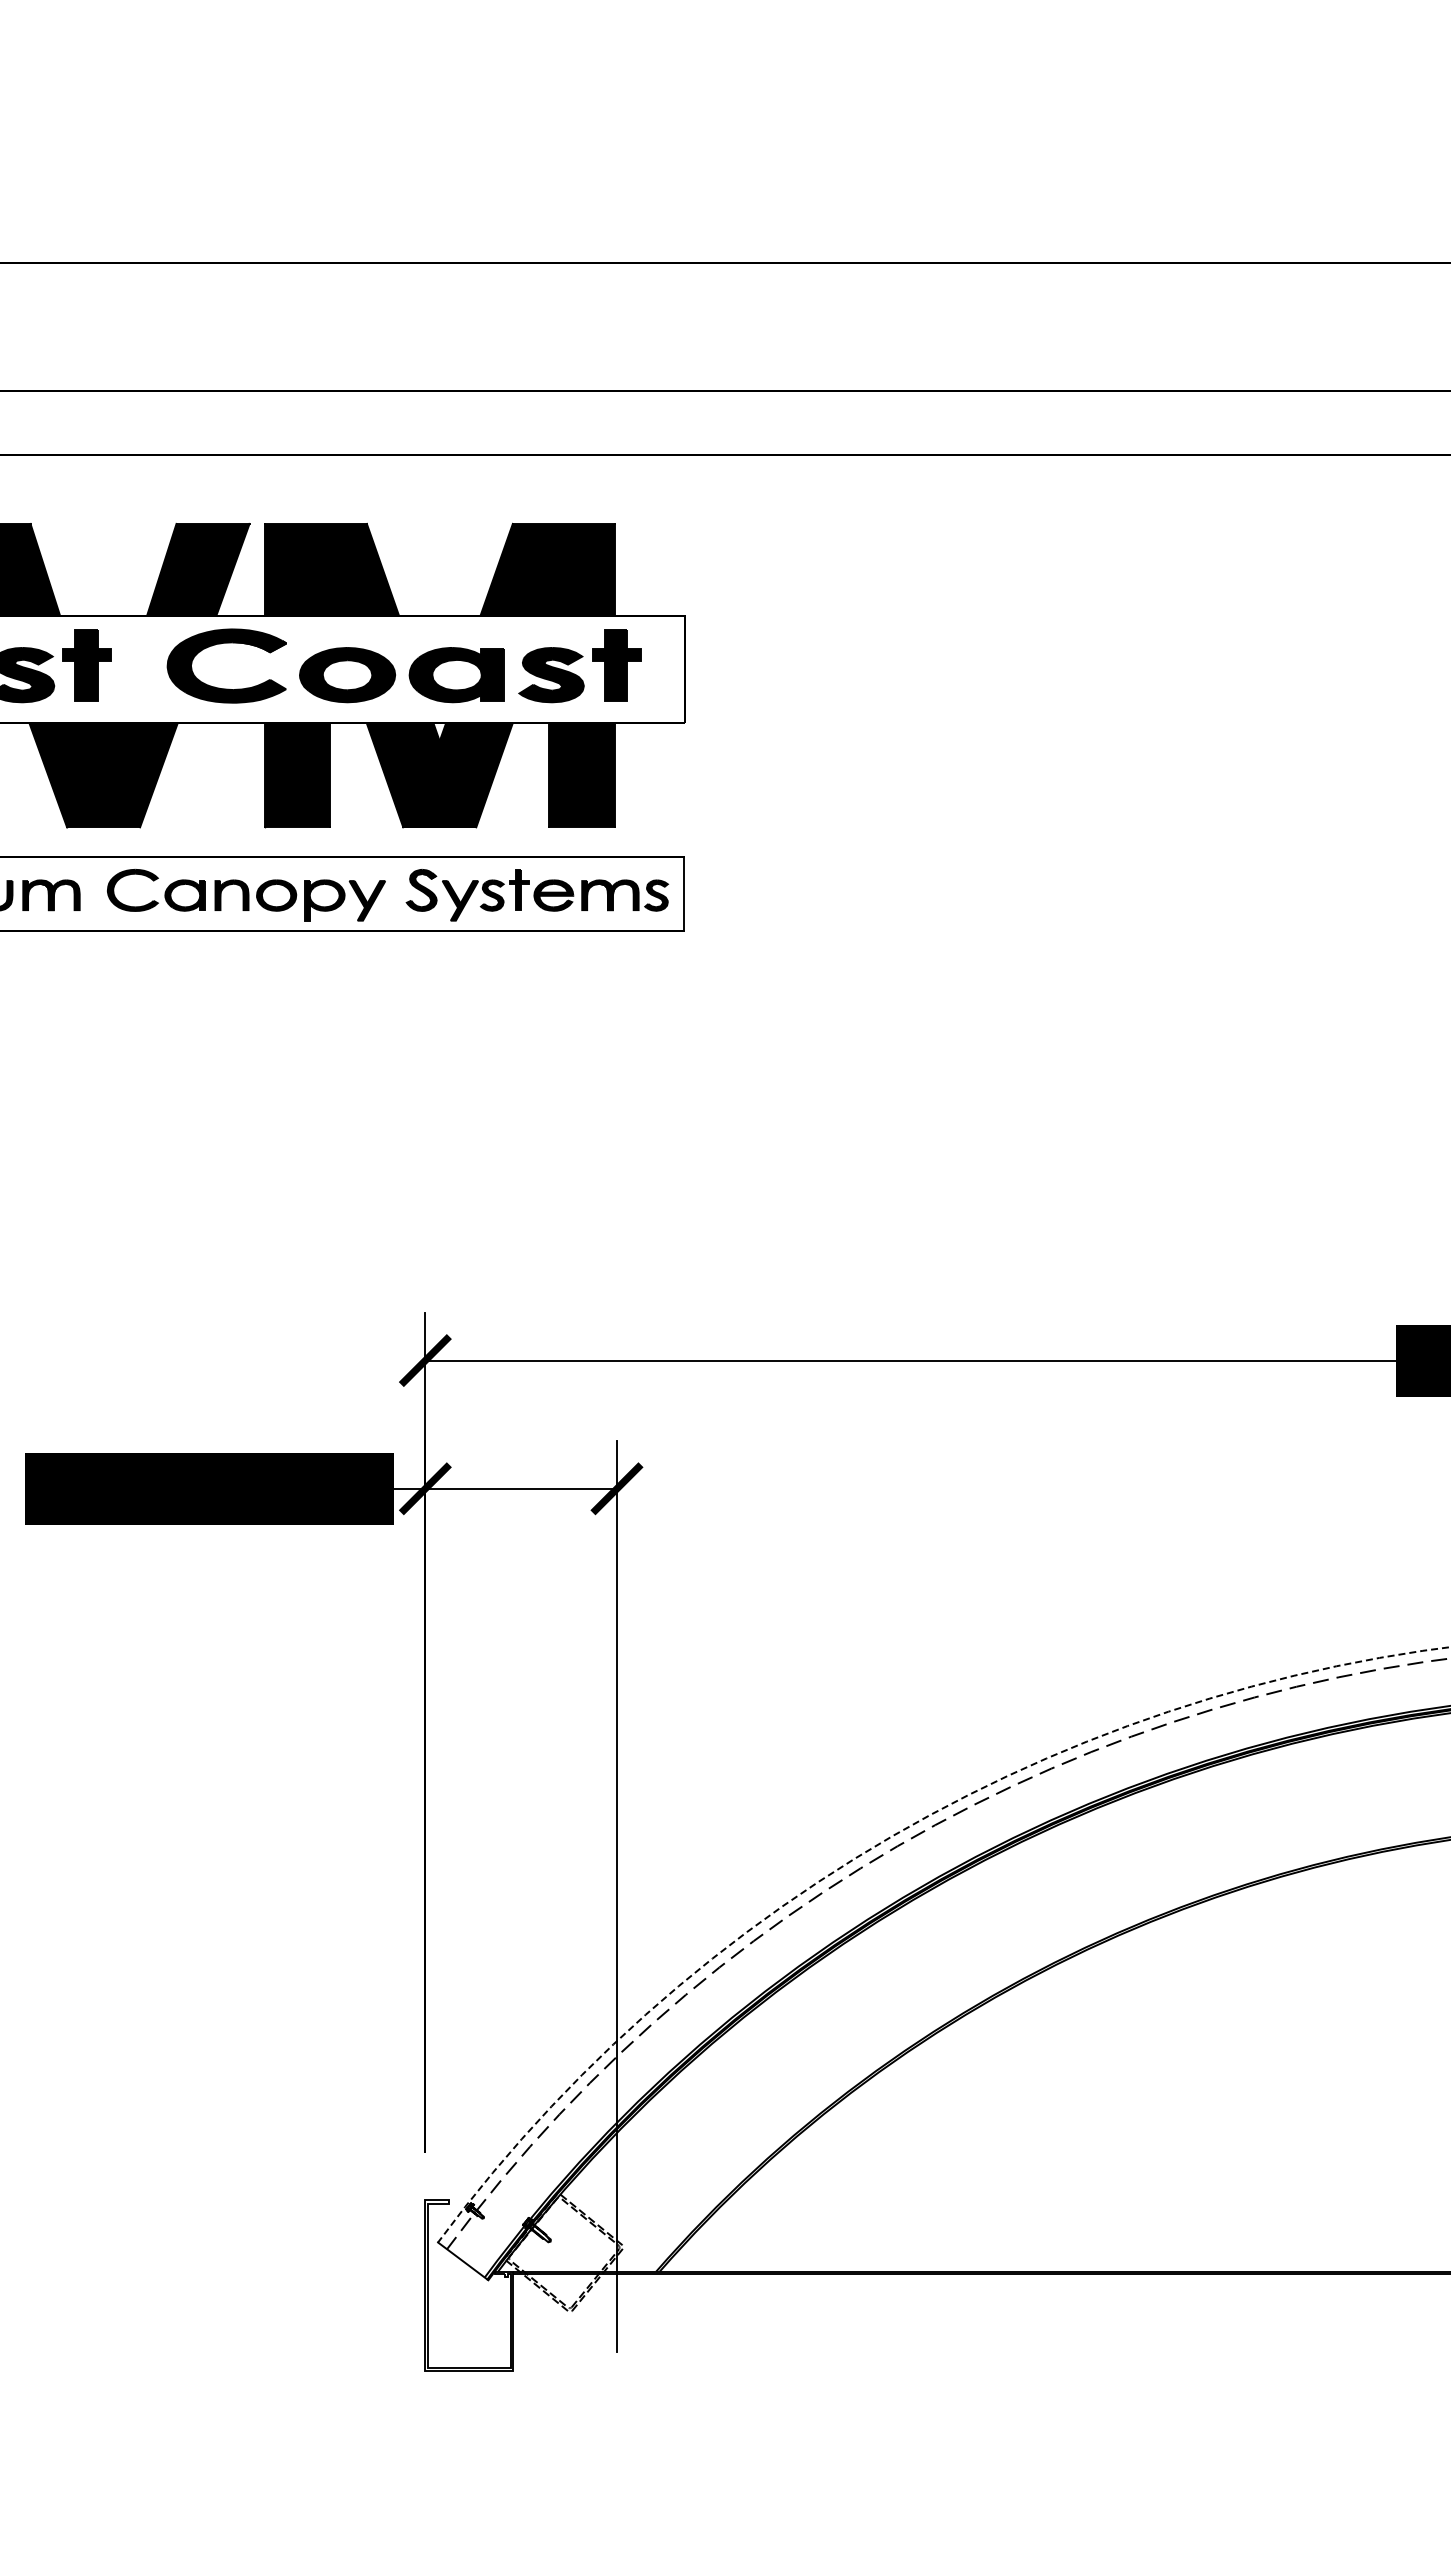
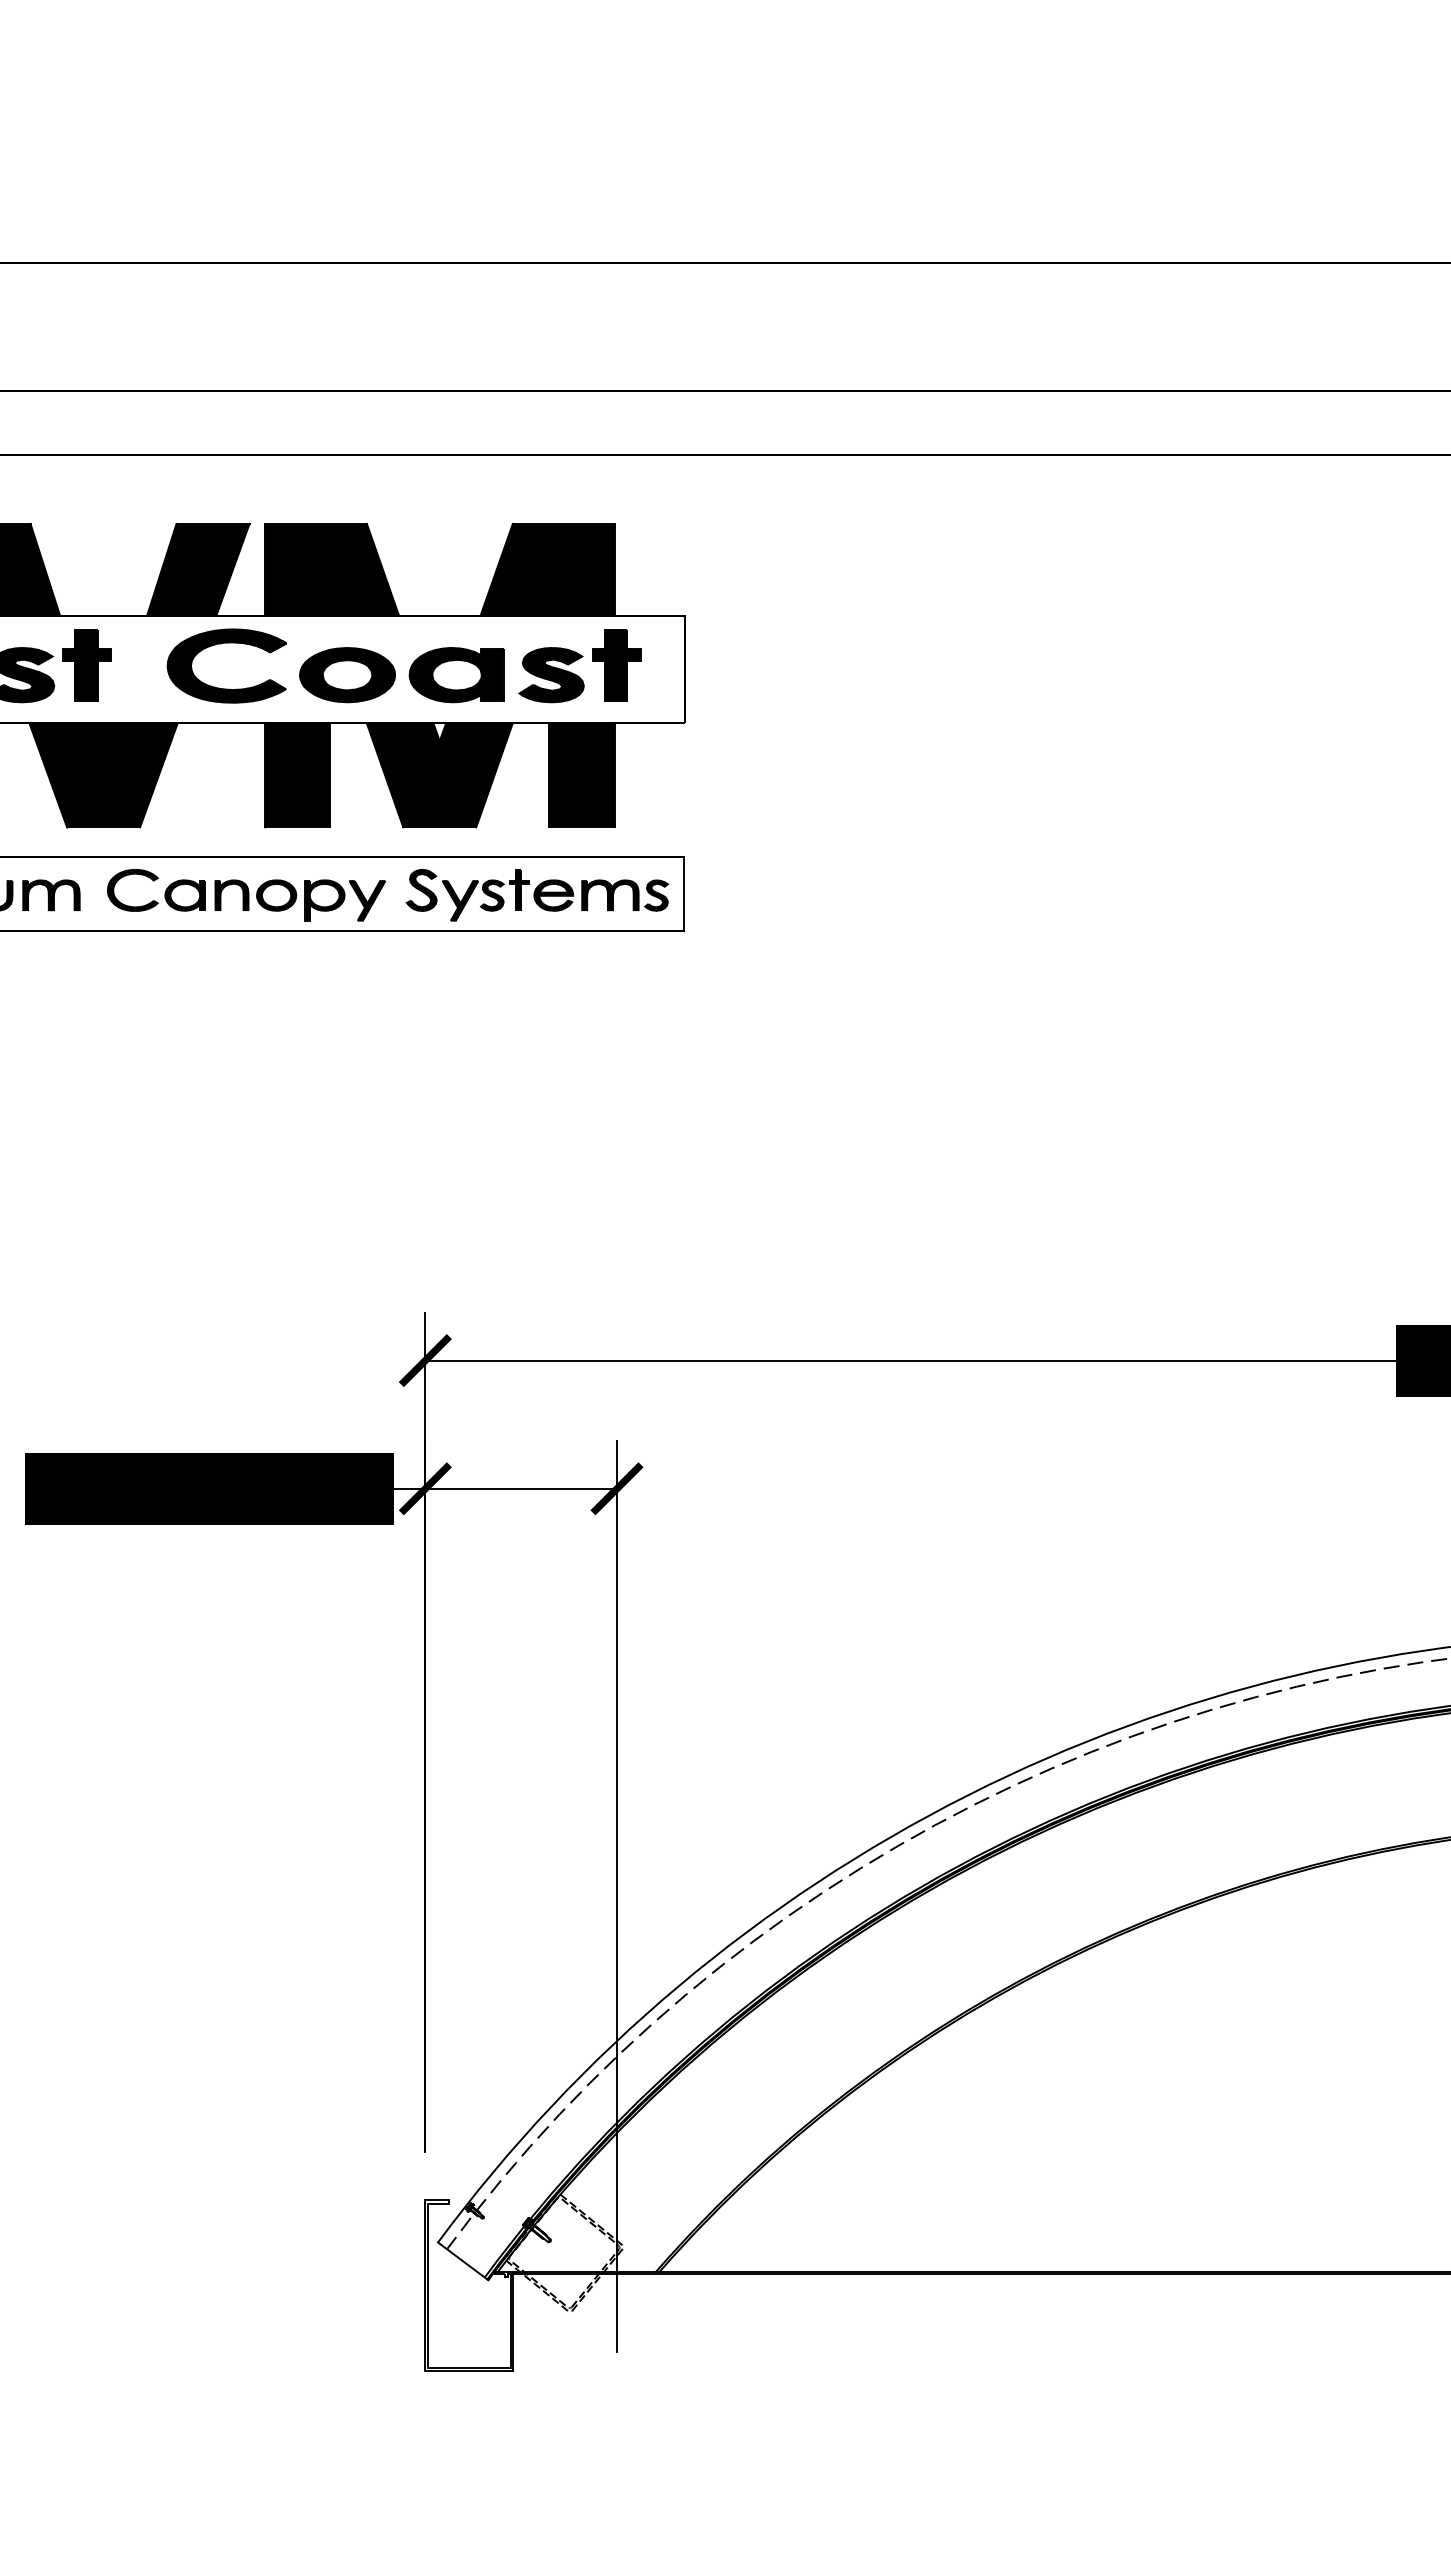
arc: dashed -> solid (883, 1841)
